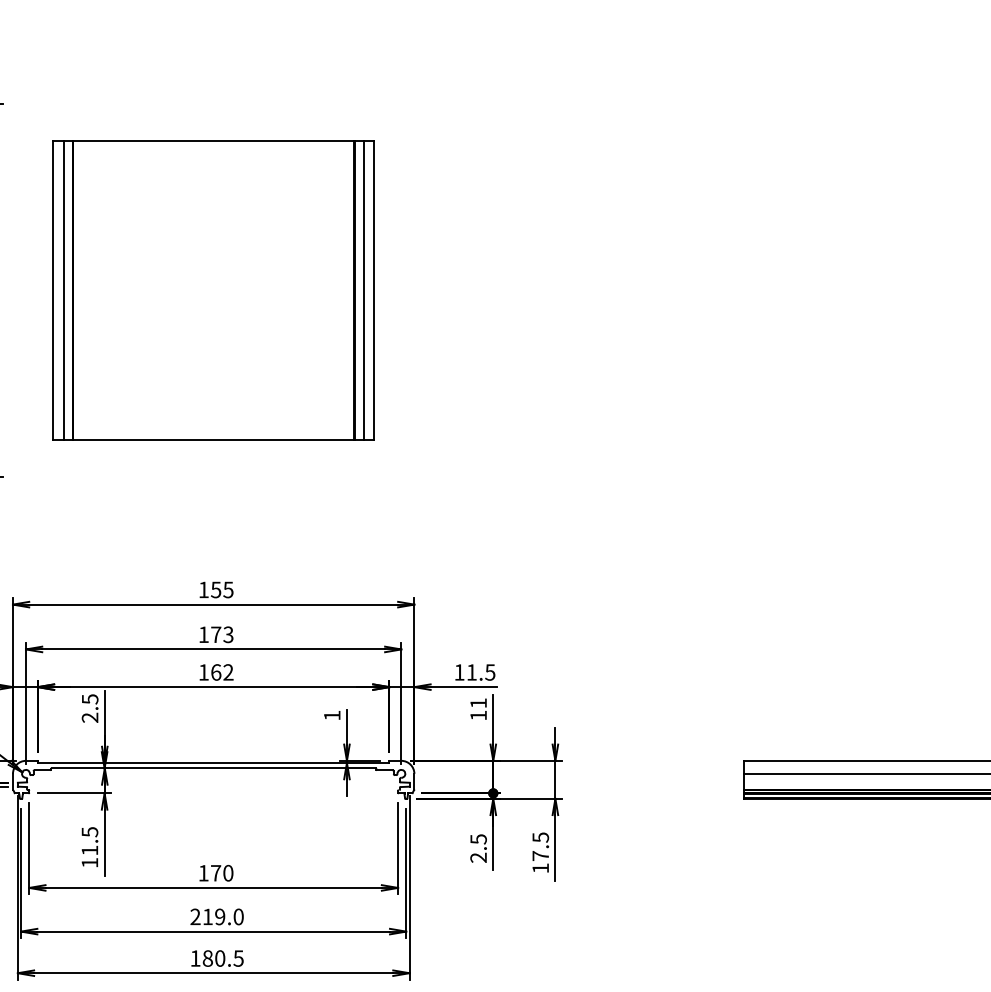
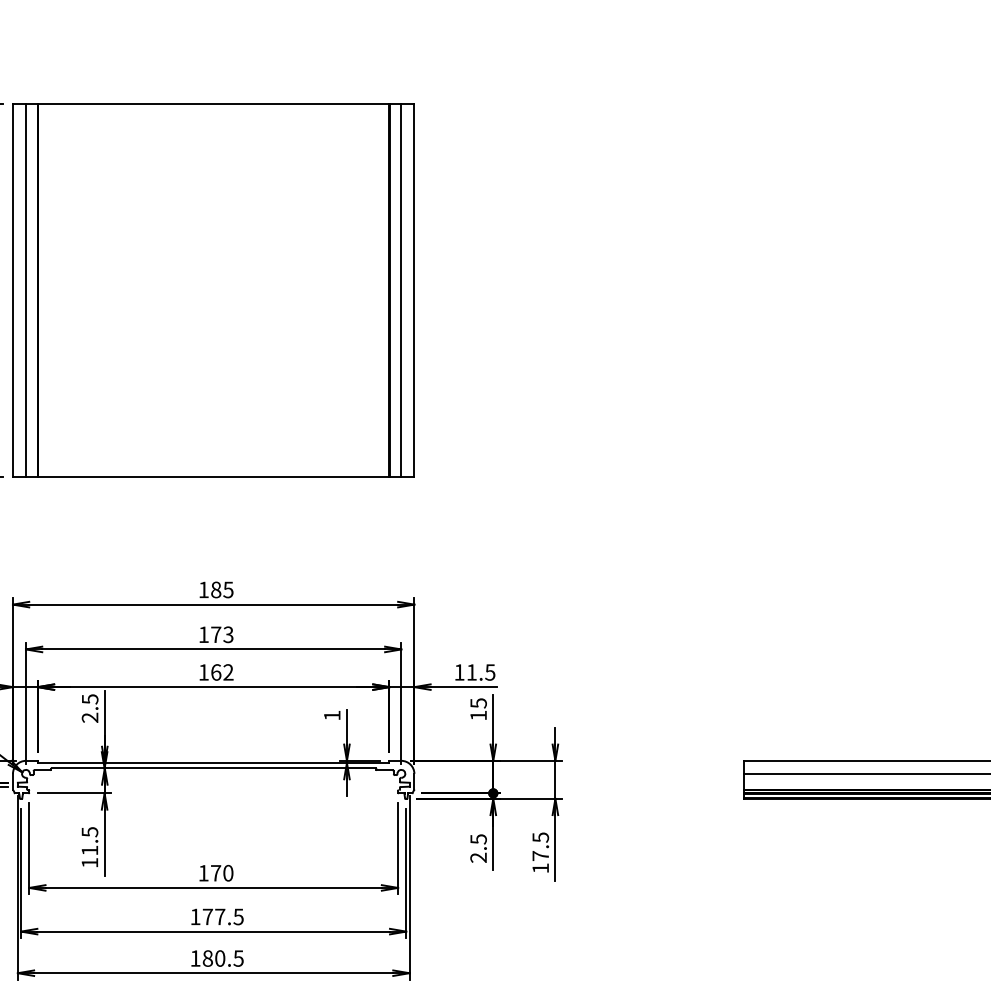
part size: 323x301 px -> 403x375 px (213, 290)
text: 155 -> 185 (216, 589)
text: 11 -> 15 (478, 703)
text: 219.0 -> 177.5 (216, 916)
